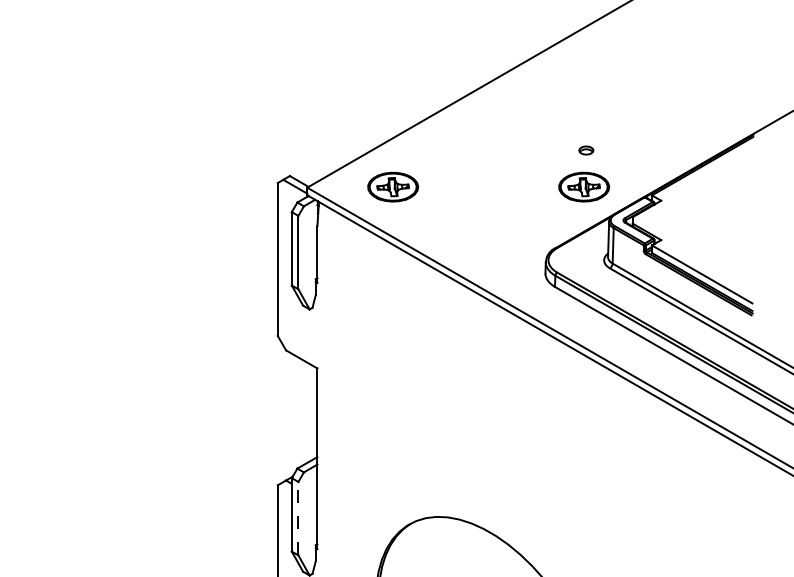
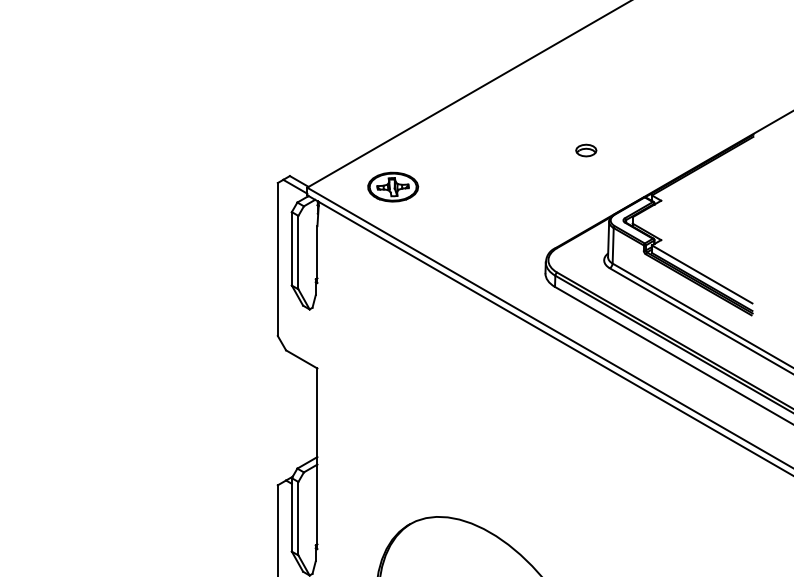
part size: 17x11 px -> 23x15 px (586, 150)
part: present -> none (584, 186)
line: dashed -> solid (298, 518)
